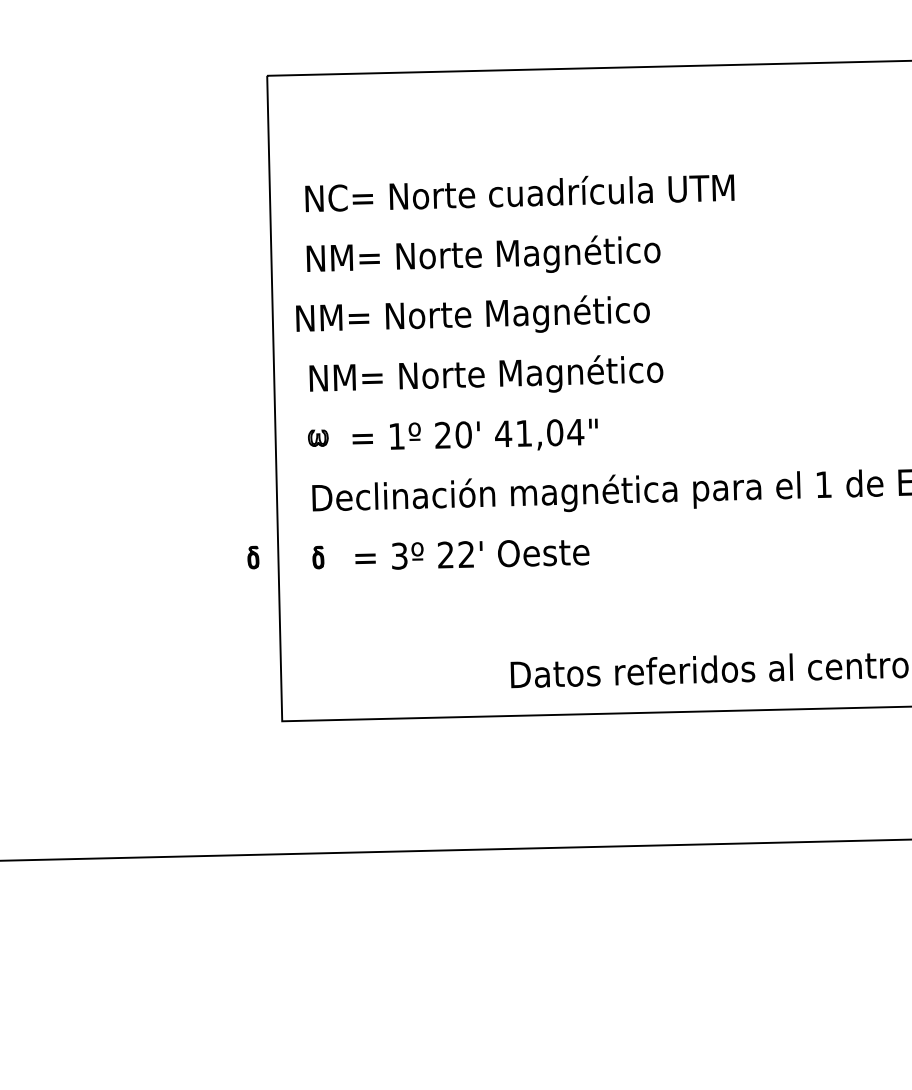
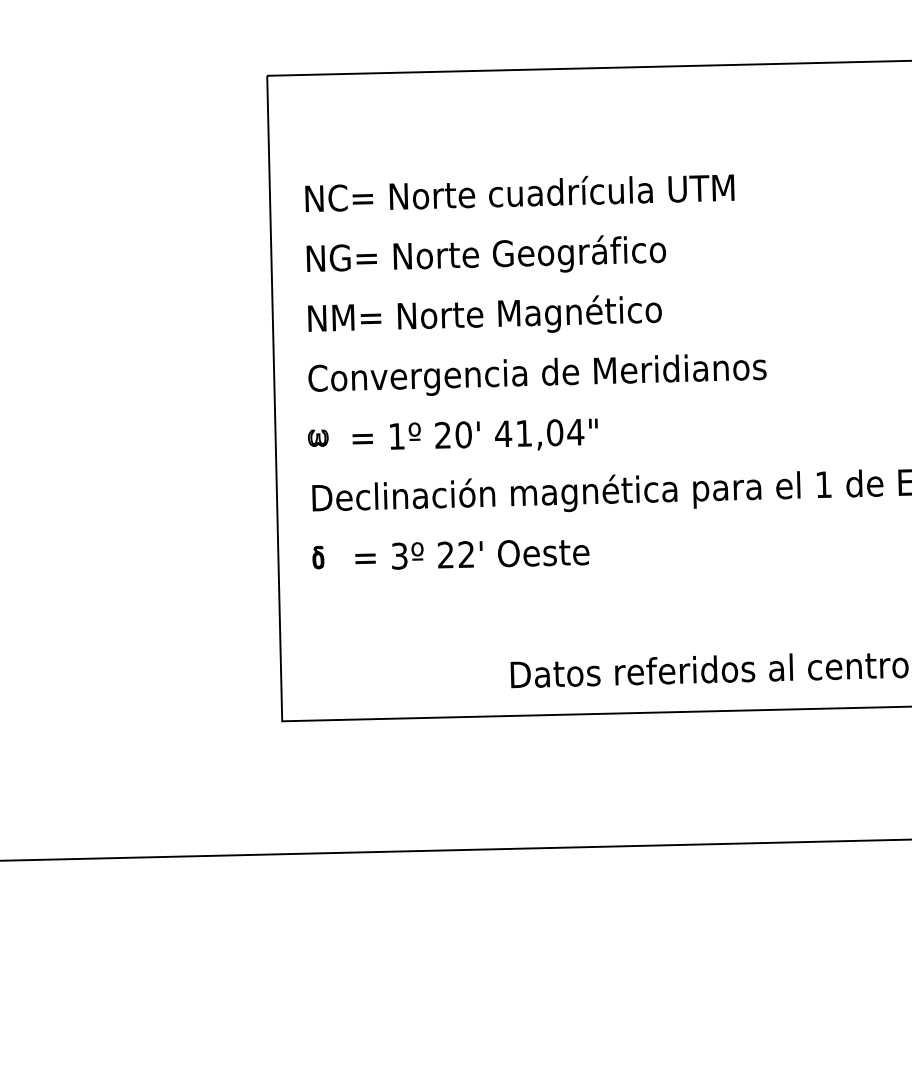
text: NM= Norte Magnético -> NG= Norte Geográfico (497, 253)
text position: (472, 313) -> (484, 313) (484, 313)
text: NM= Norte Magnético -> Convergencia de Meridianos (537, 374)
part: present -> none (253, 557)
